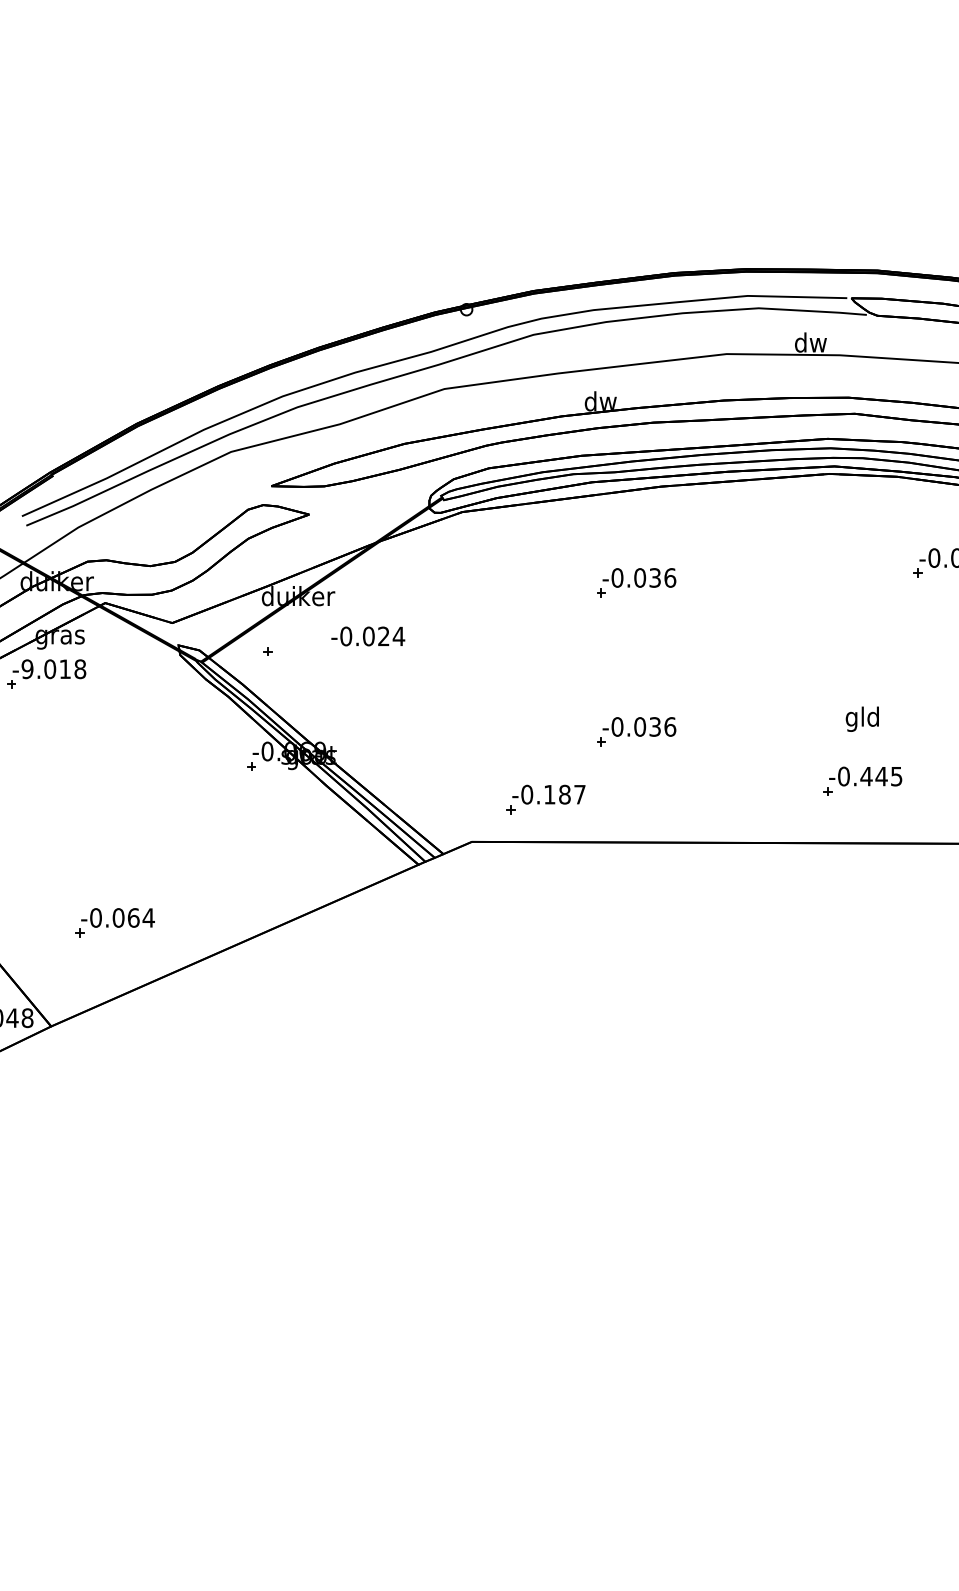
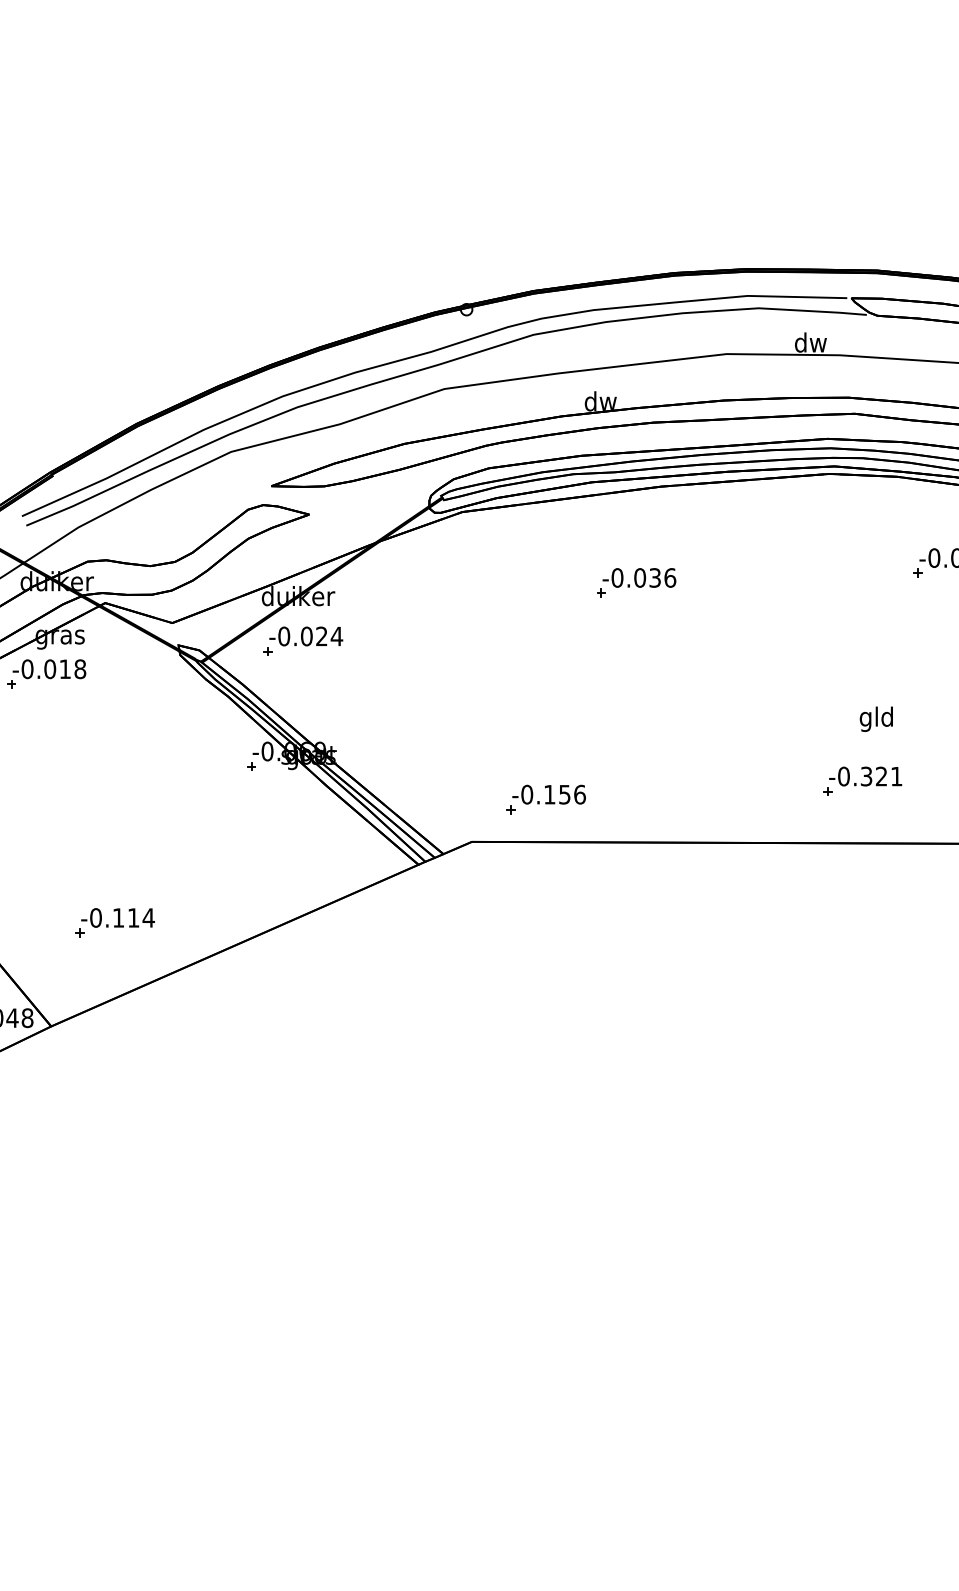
text position: (368, 636) -> (306, 636) (306, 636)
text: -9.018 -> -0.018 (27, 669)
text position: (861, 718) -> (875, 718) (875, 718)
part: present -> none (636, 731)
text: -0.445 -> -0.321 (881, 776)
text: -0.187 -> -0.156 (572, 794)
text: -0.064 -> -0.114 (125, 917)
